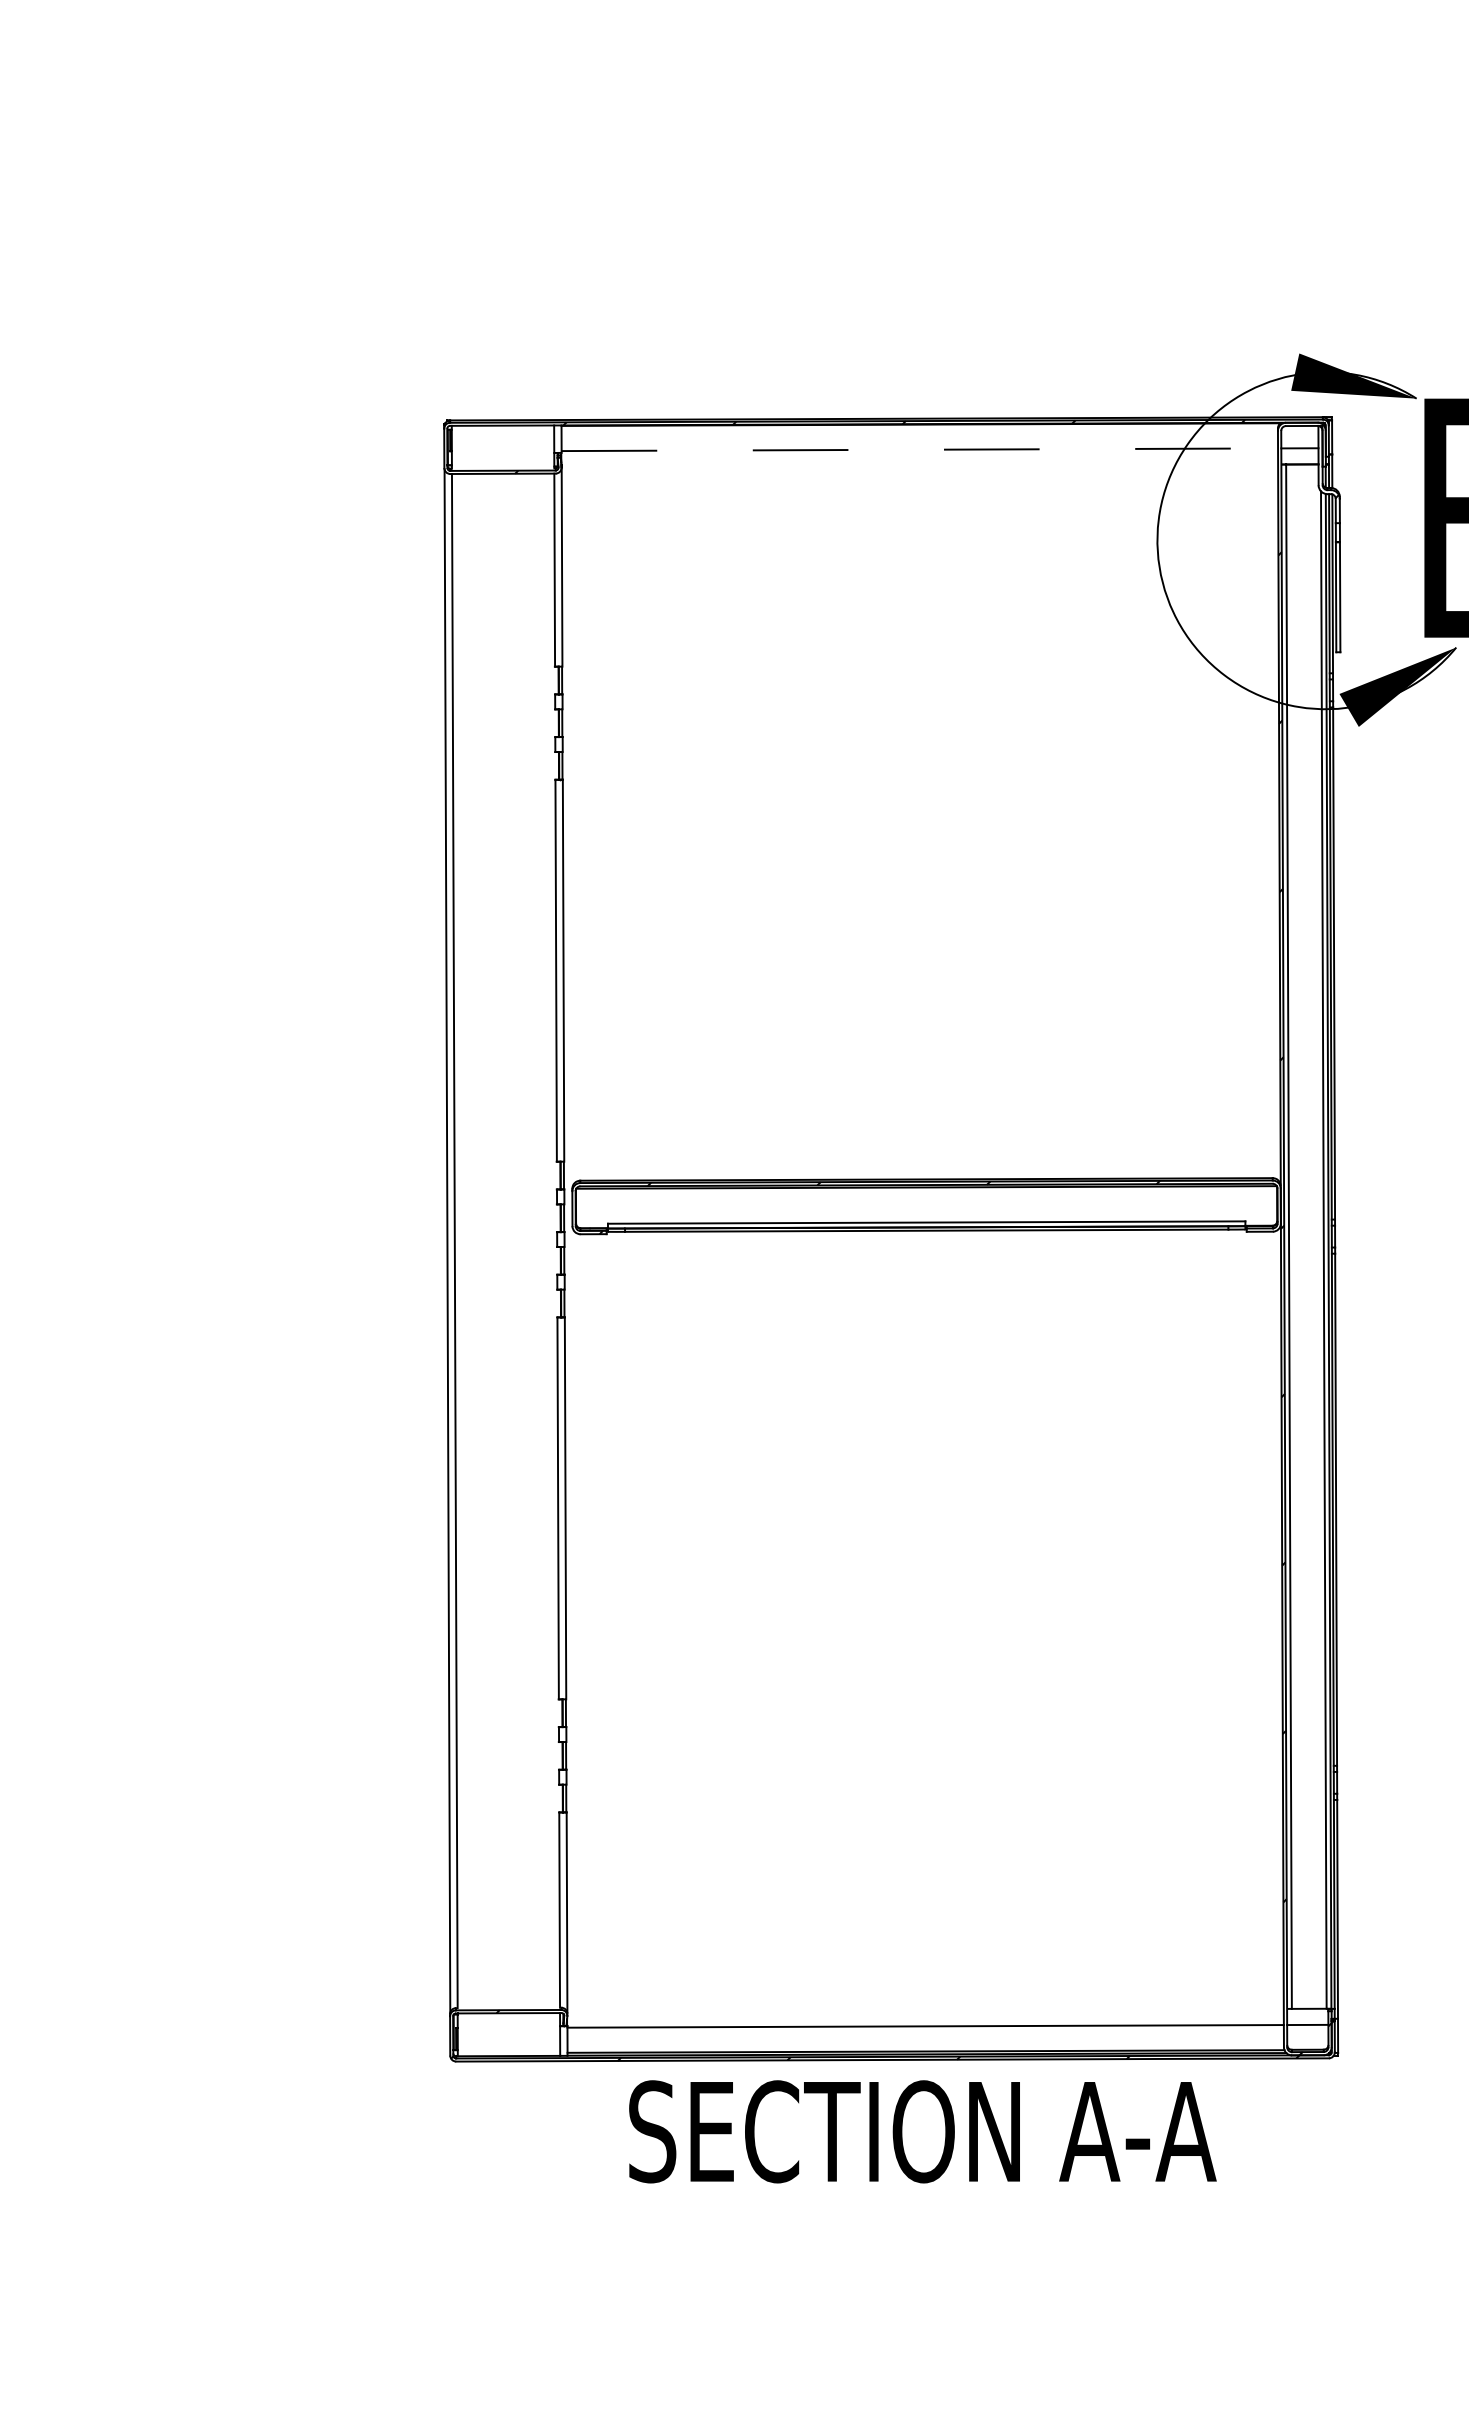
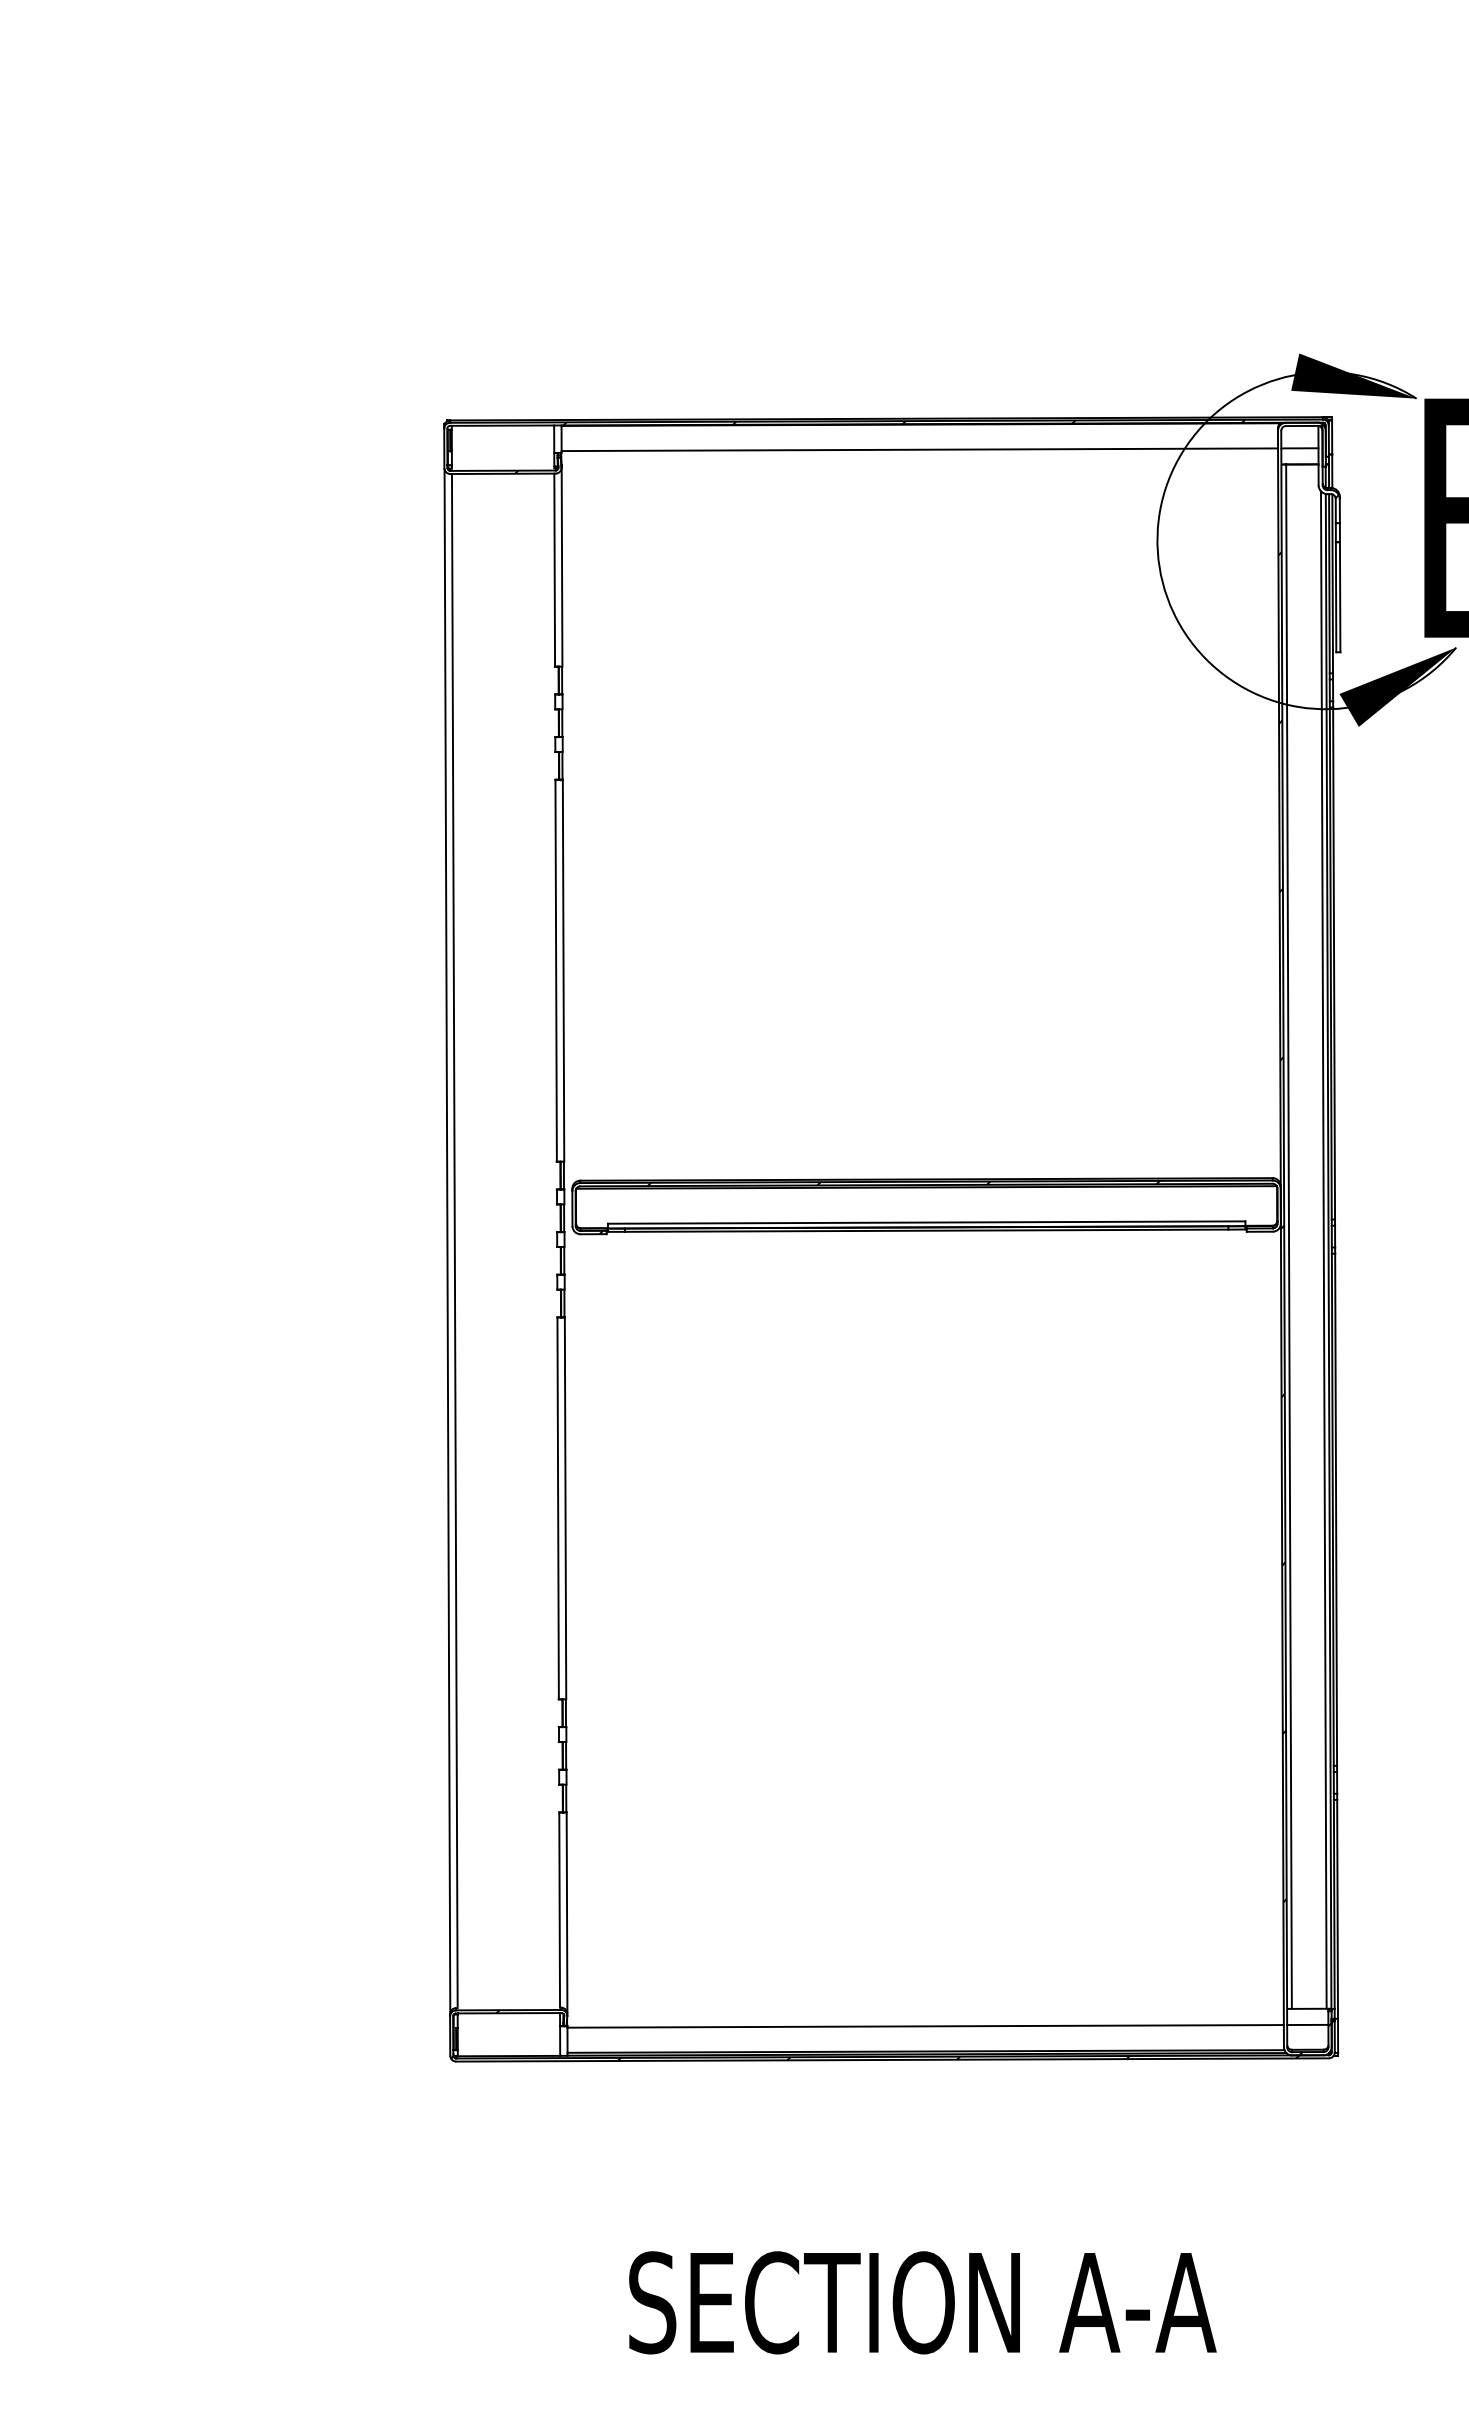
line: dashed -> solid (920, 449)
text position: (922, 2131) -> (922, 2302) (922, 2302)
